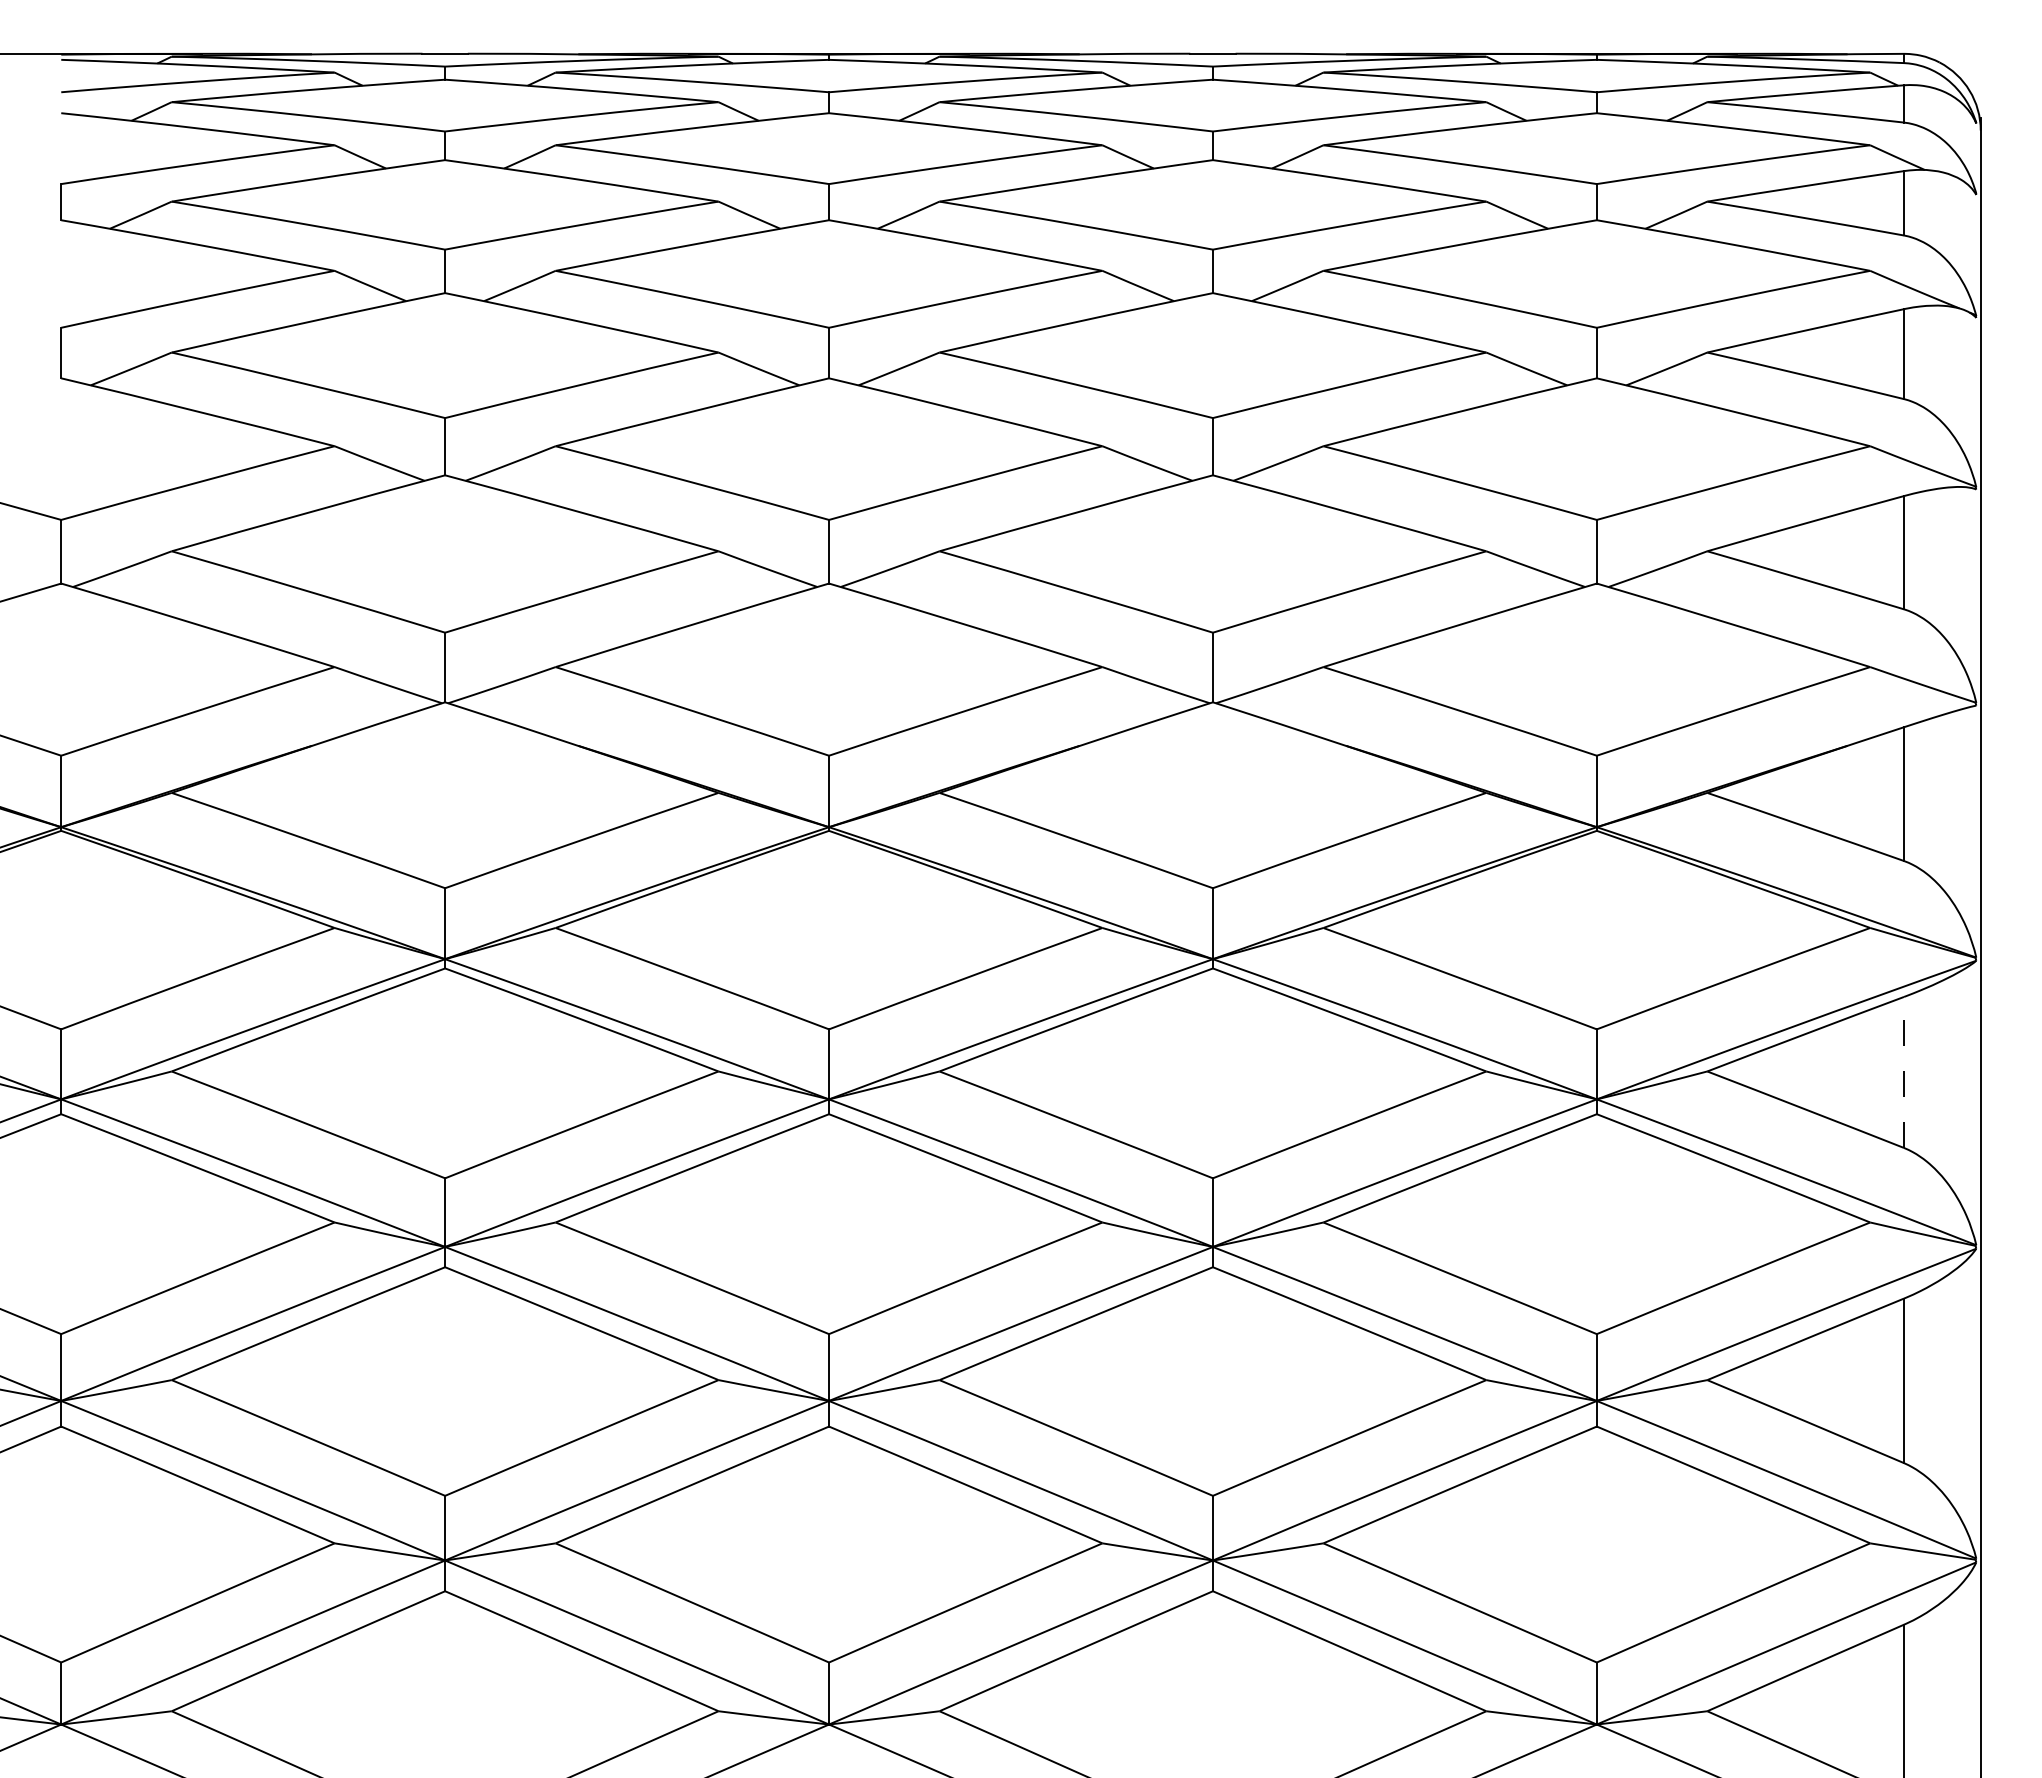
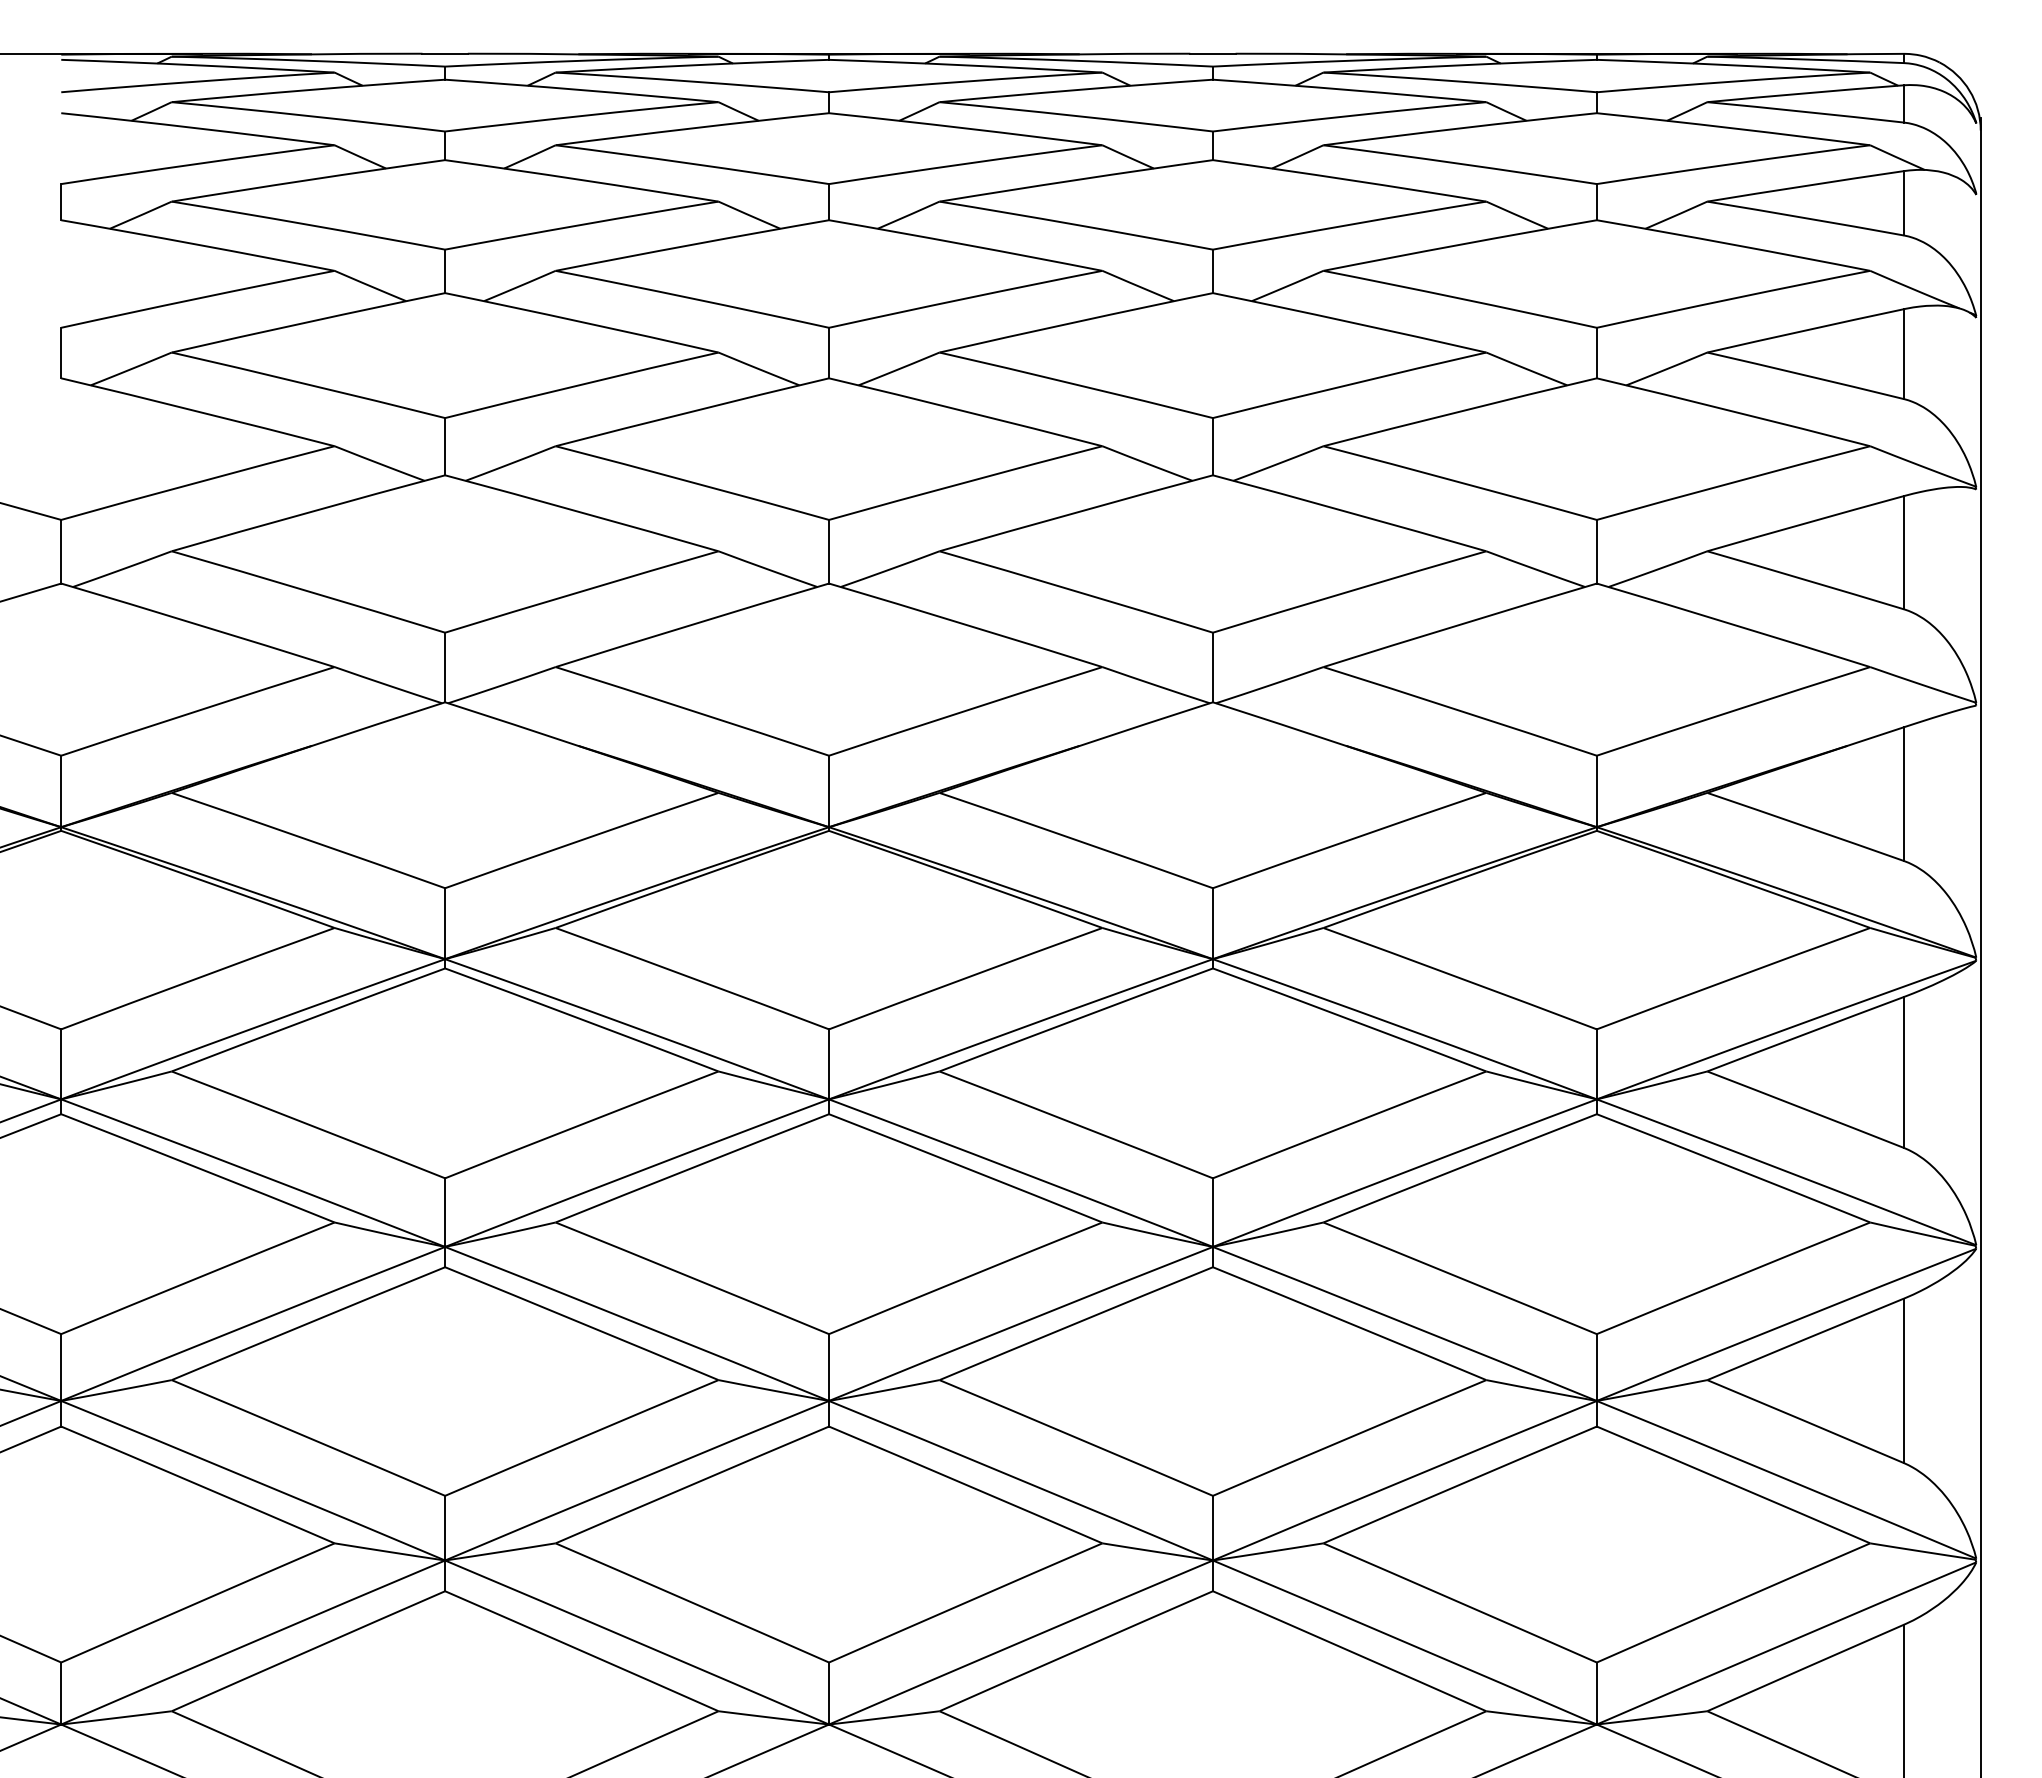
line: dashed -> solid (1903, 1071)
